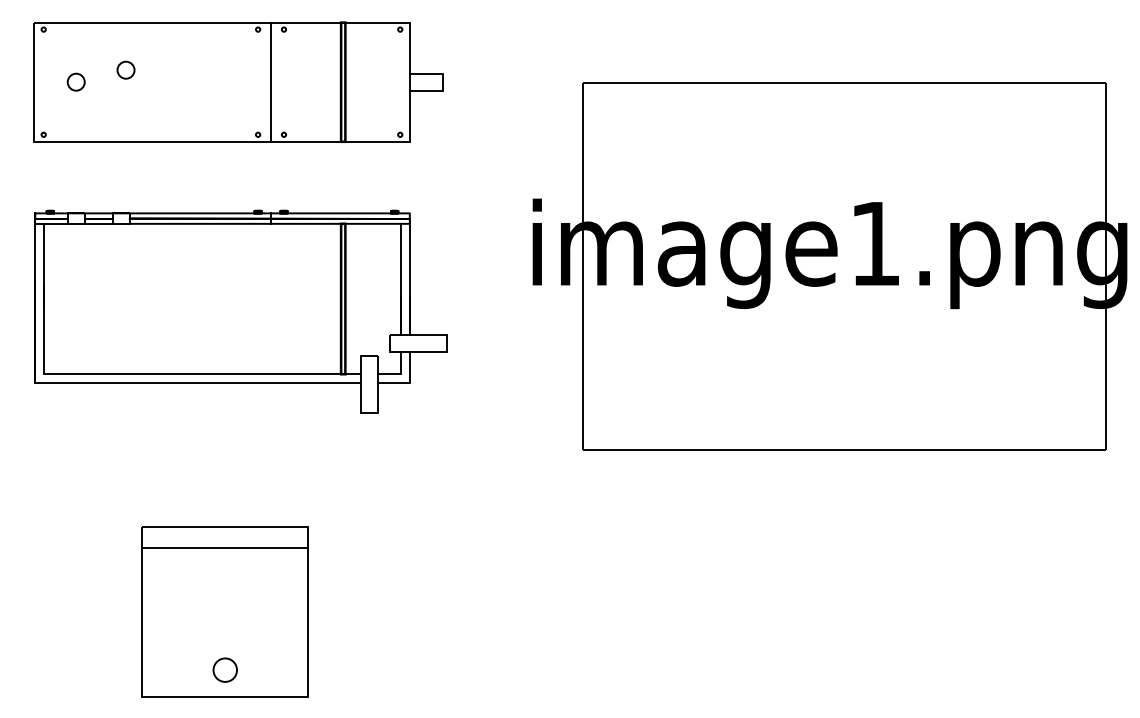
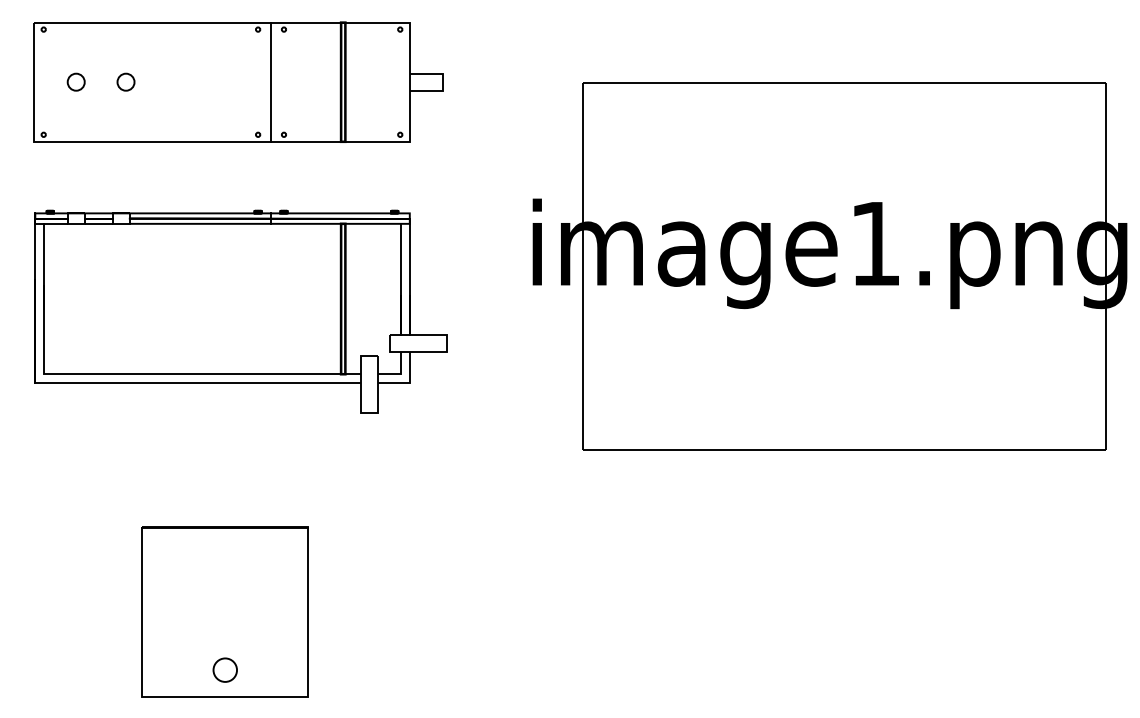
circle position: (125, 69) -> (125, 81) (125, 81)
line position: (225, 548) -> (225, 528) (225, 528)
